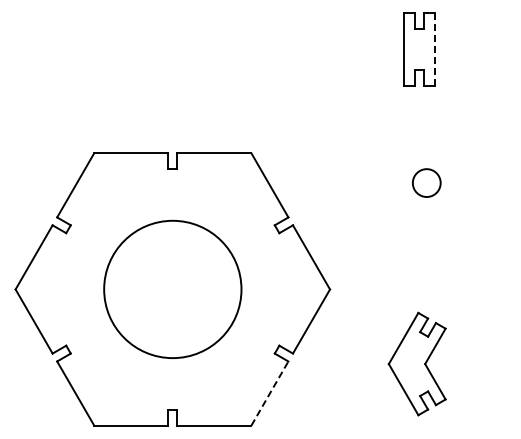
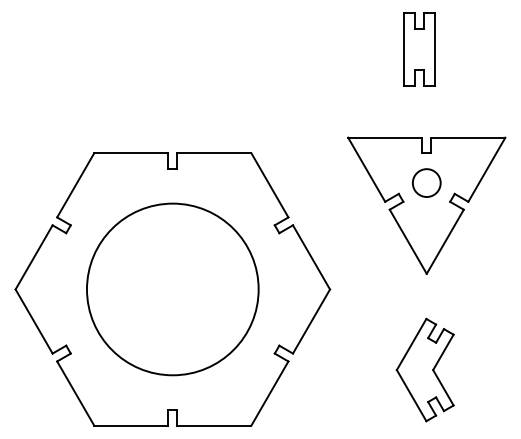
line: dashed -> solid (435, 50)
part: none -> present (426, 205)
circle diameter: 137 px -> 172 px (172, 289)
part position: (416, 363) -> (424, 369) (424, 369)
line: dashed -> solid (270, 393)
